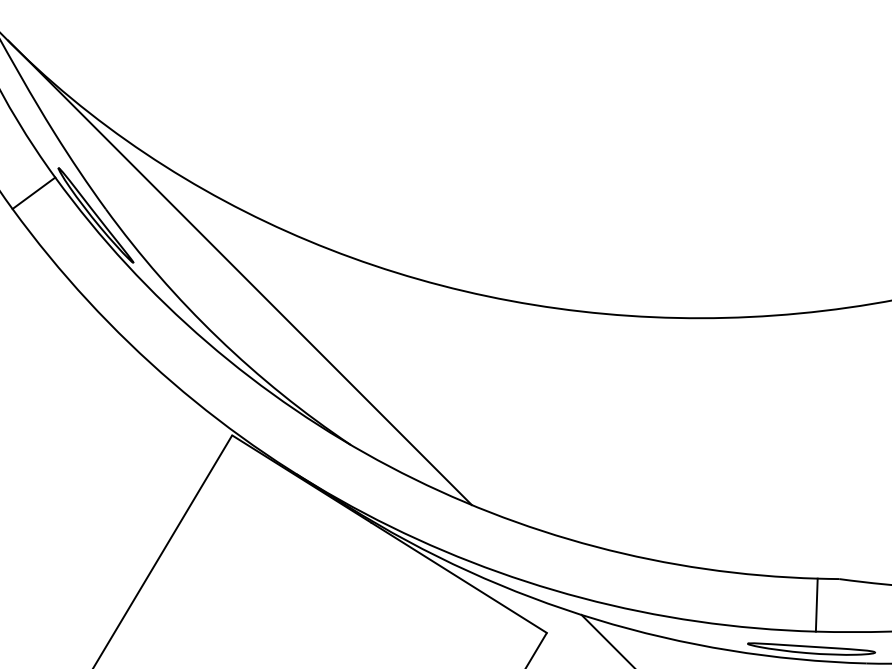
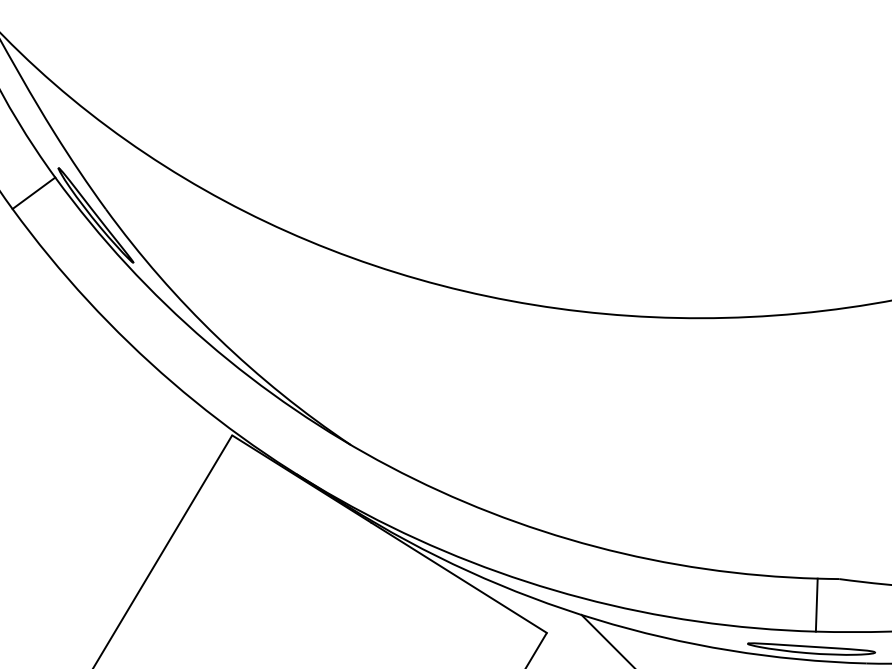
line: present -> none (239, 272)
